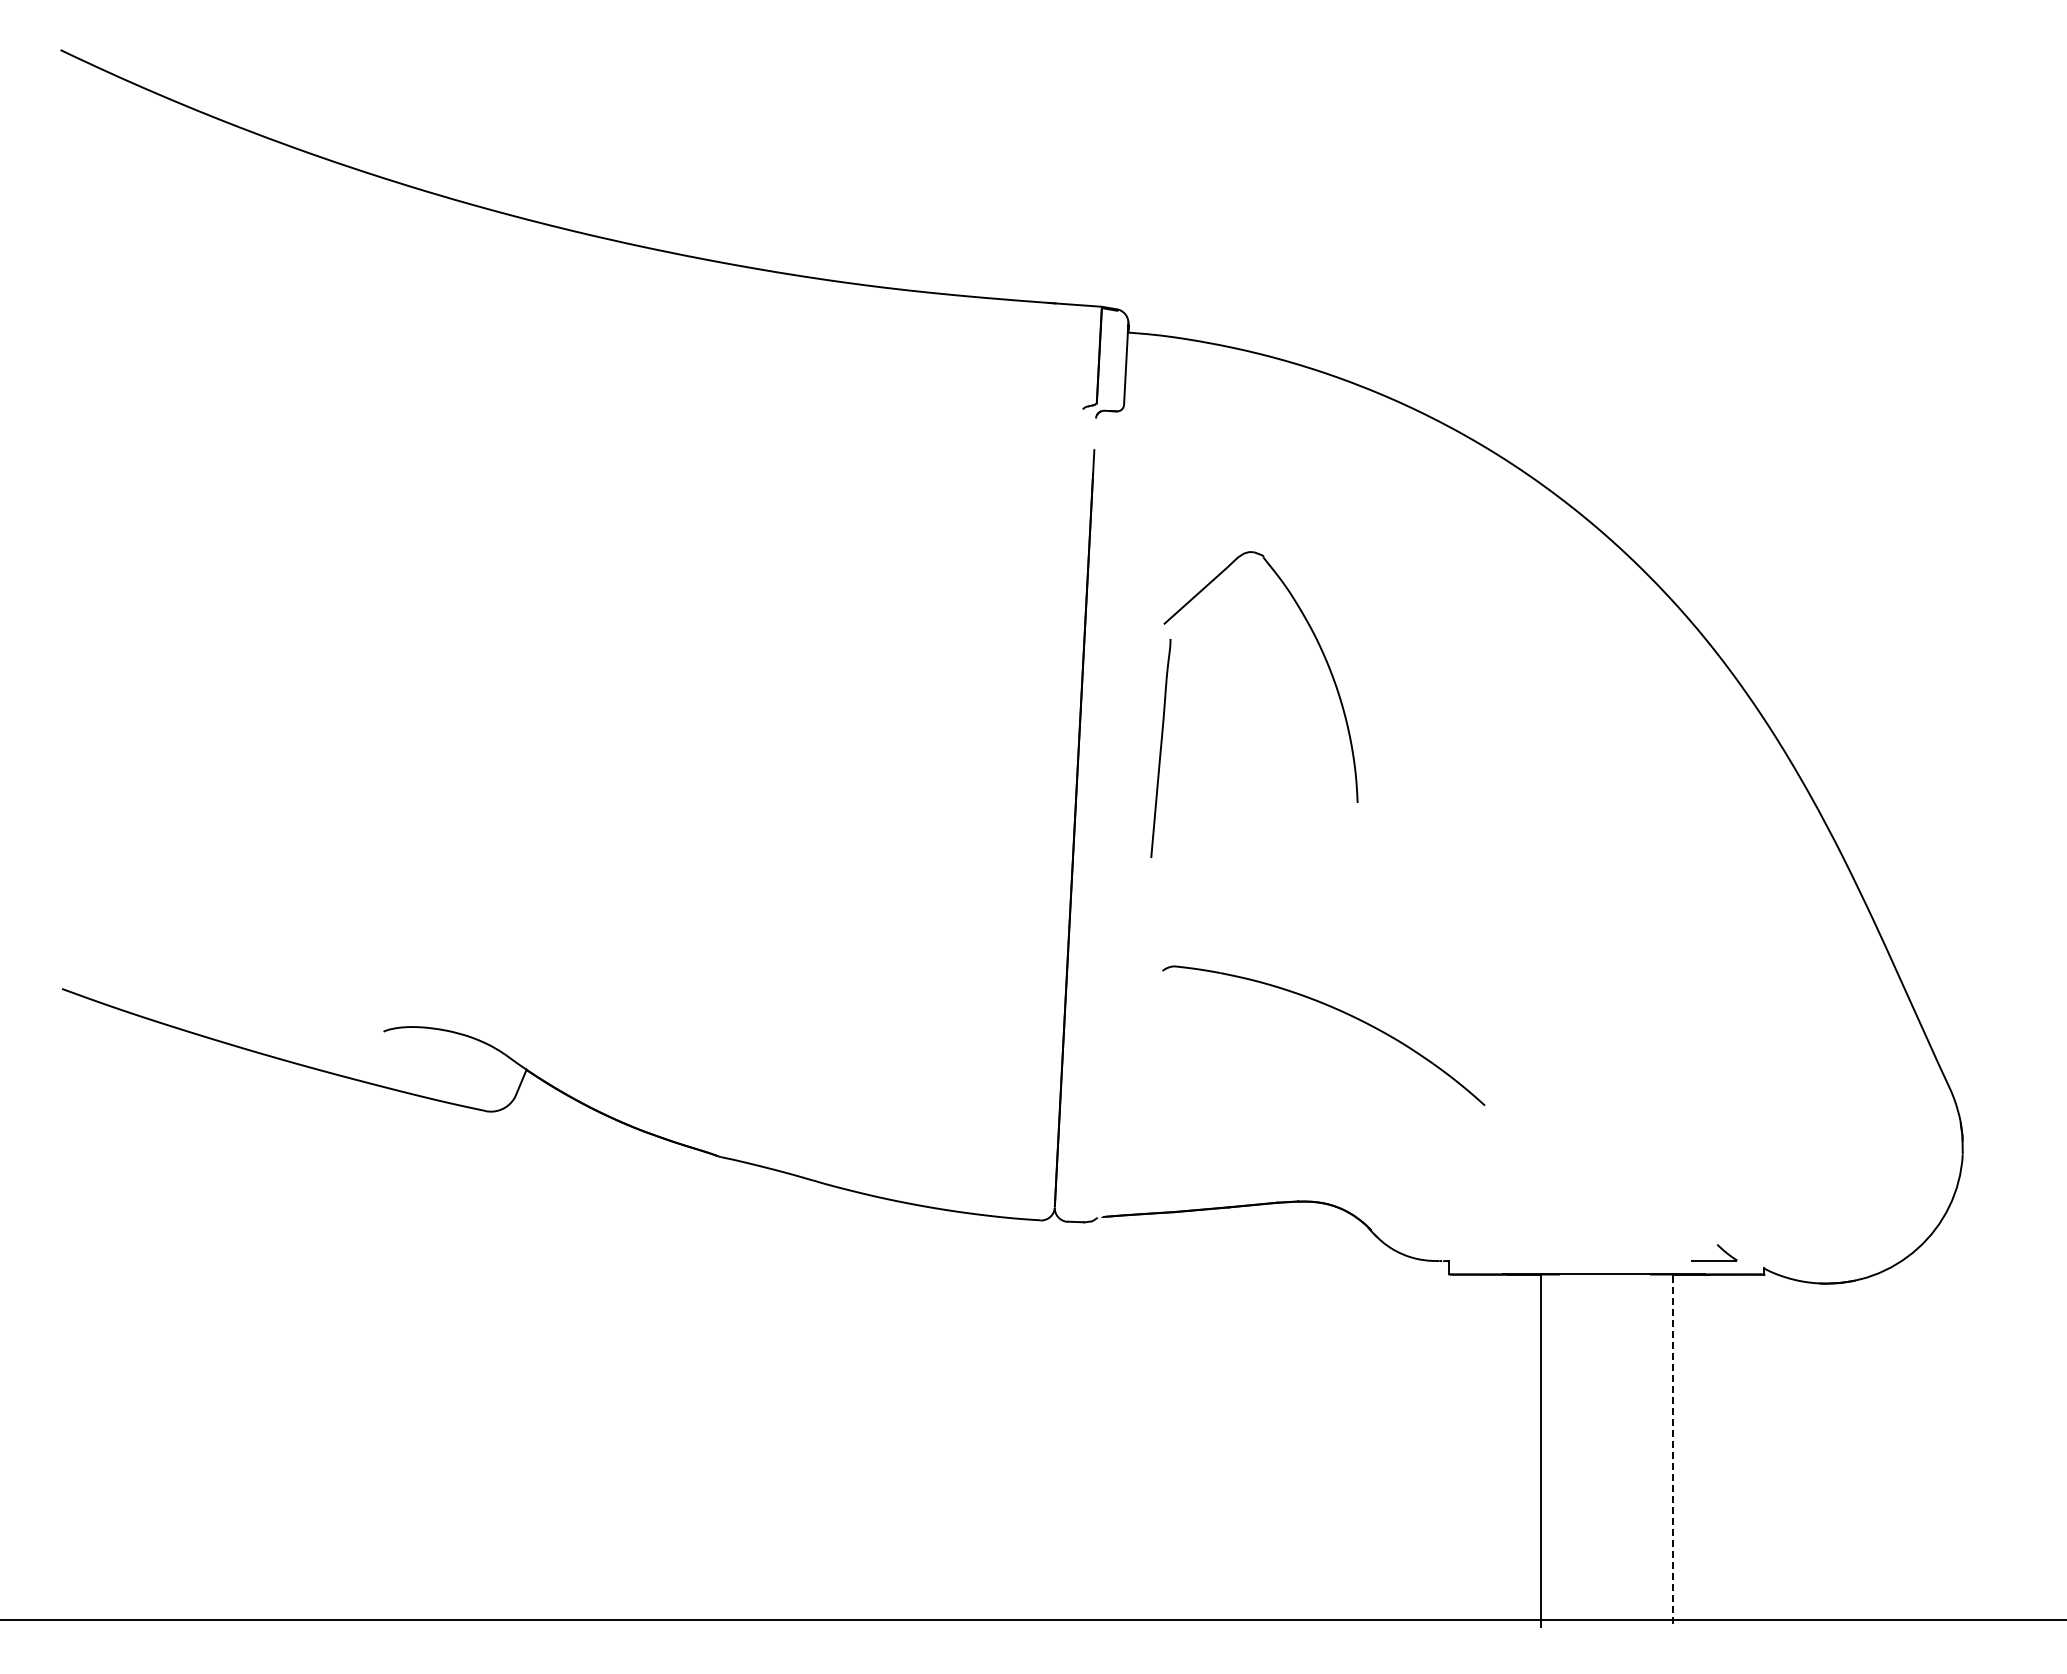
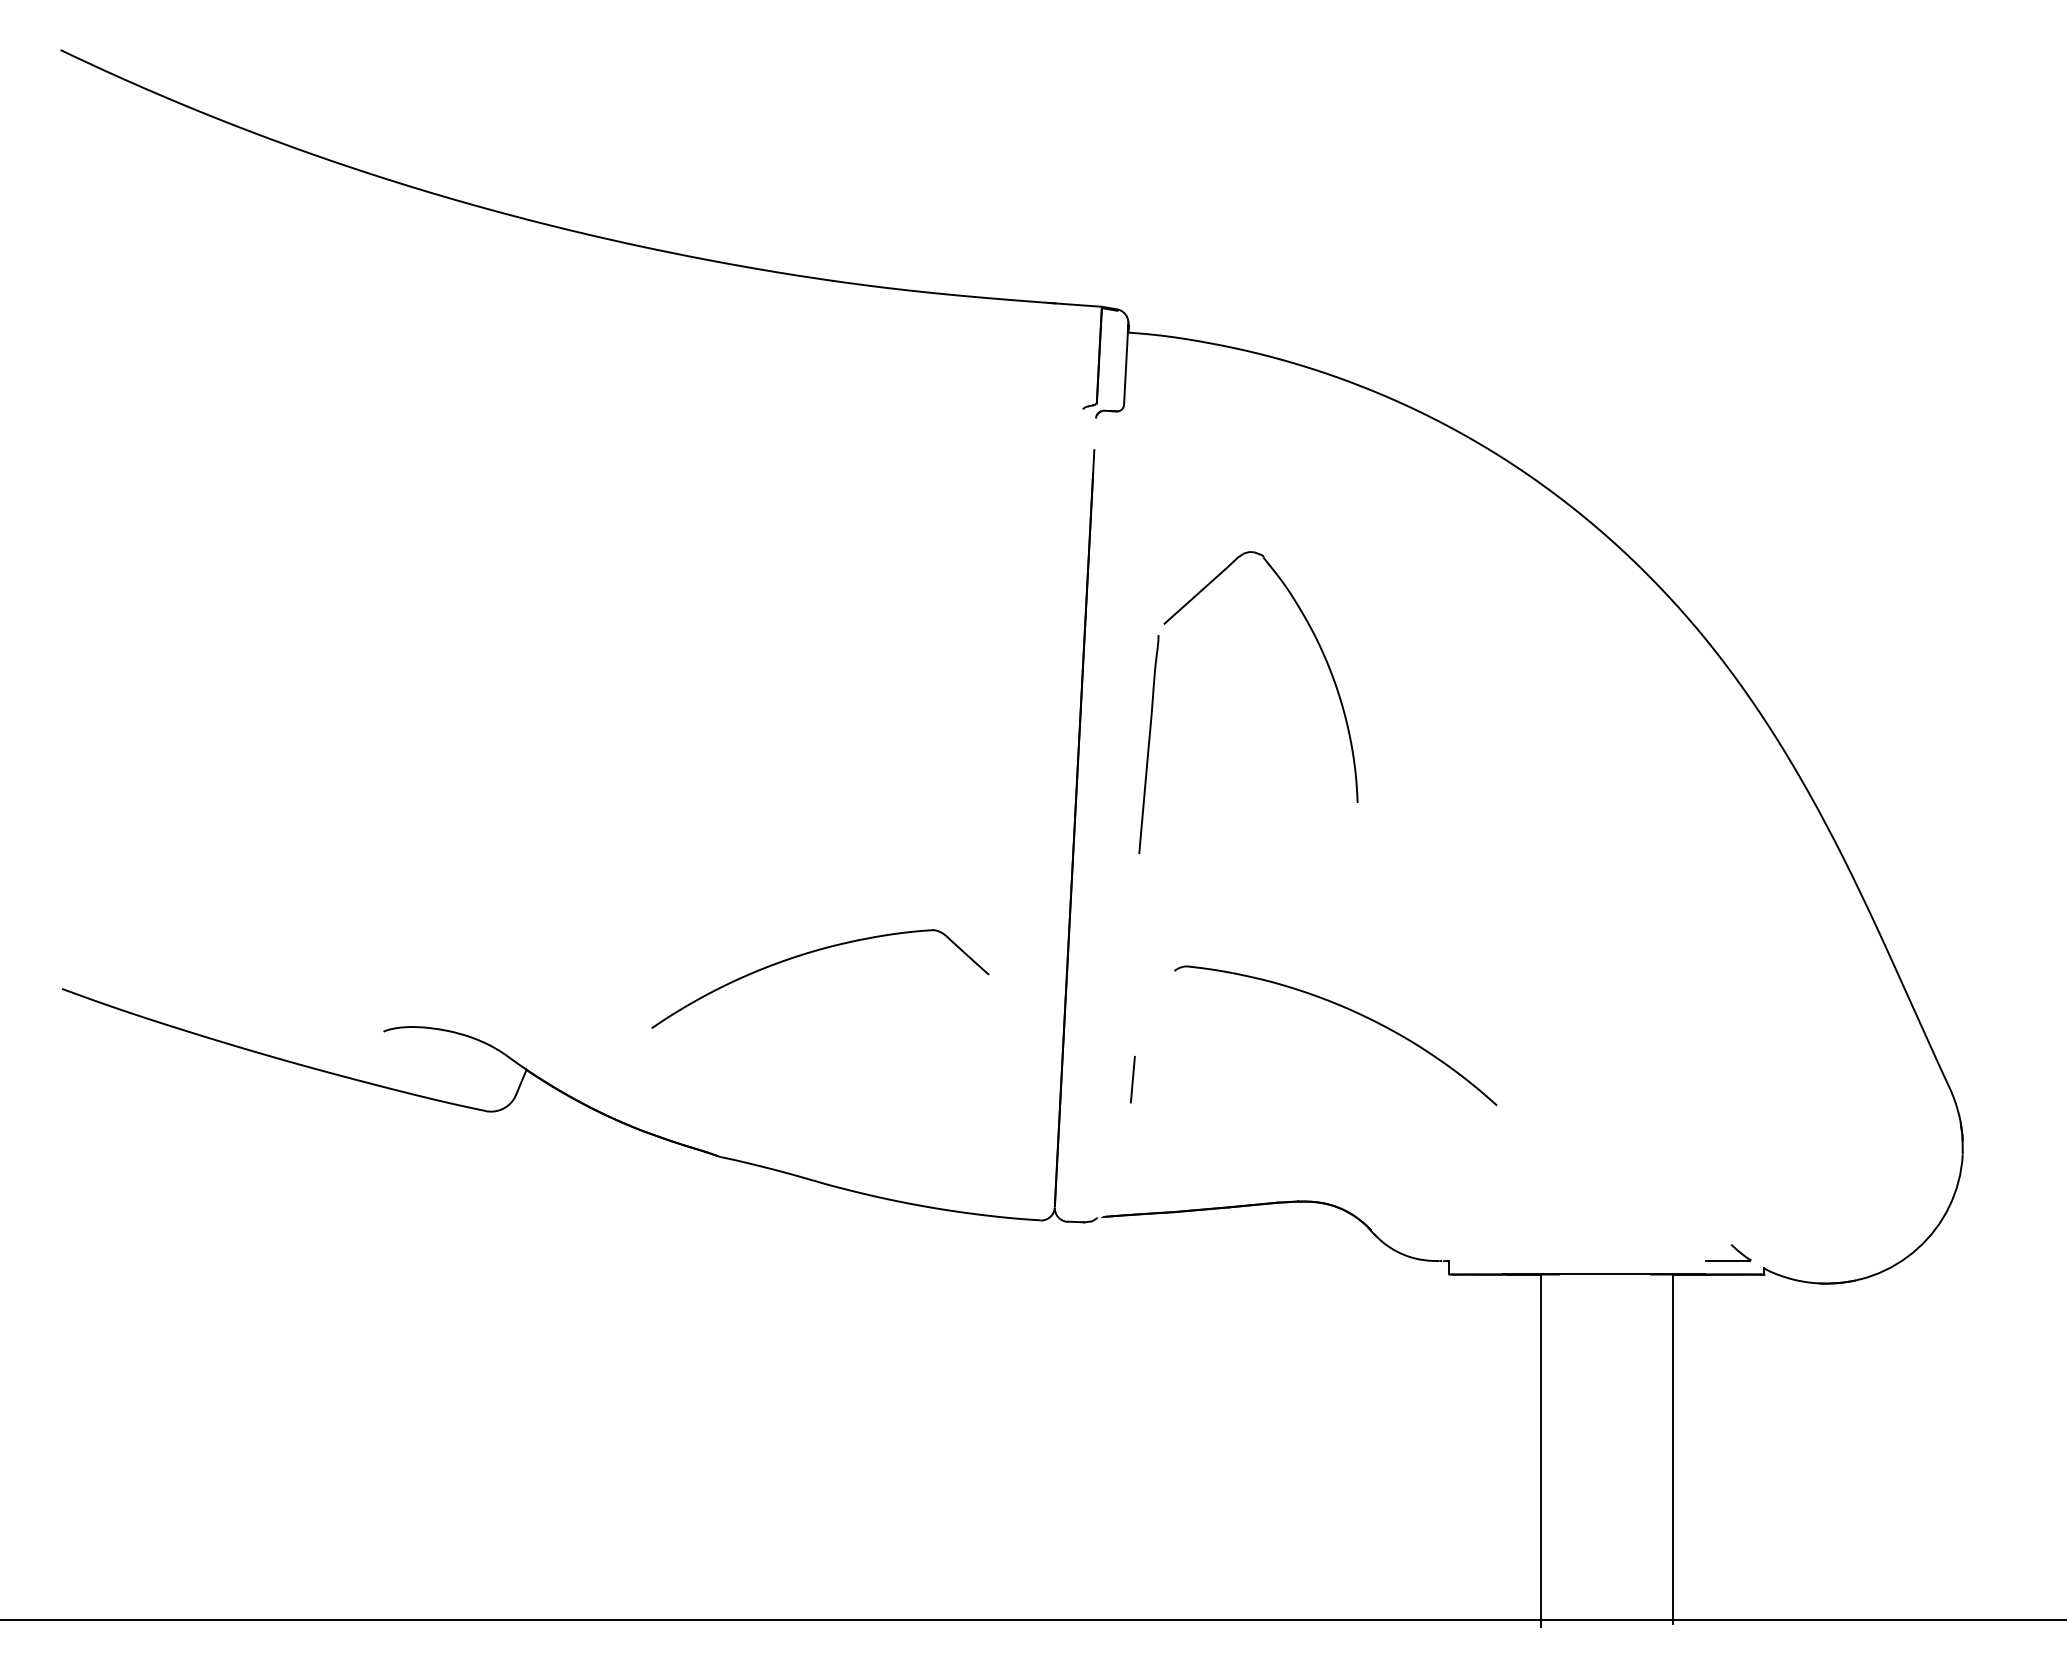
line position: (1160, 748) -> (1148, 744) (1148, 744)
part: none -> present (813, 952)
part position: (1334, 1009) -> (1346, 1009) (1346, 1009)
line: none -> present (1132, 1079)
part position: (1718, 1247) -> (1732, 1247) (1732, 1247)
line: dashed -> solid (1672, 1449)
